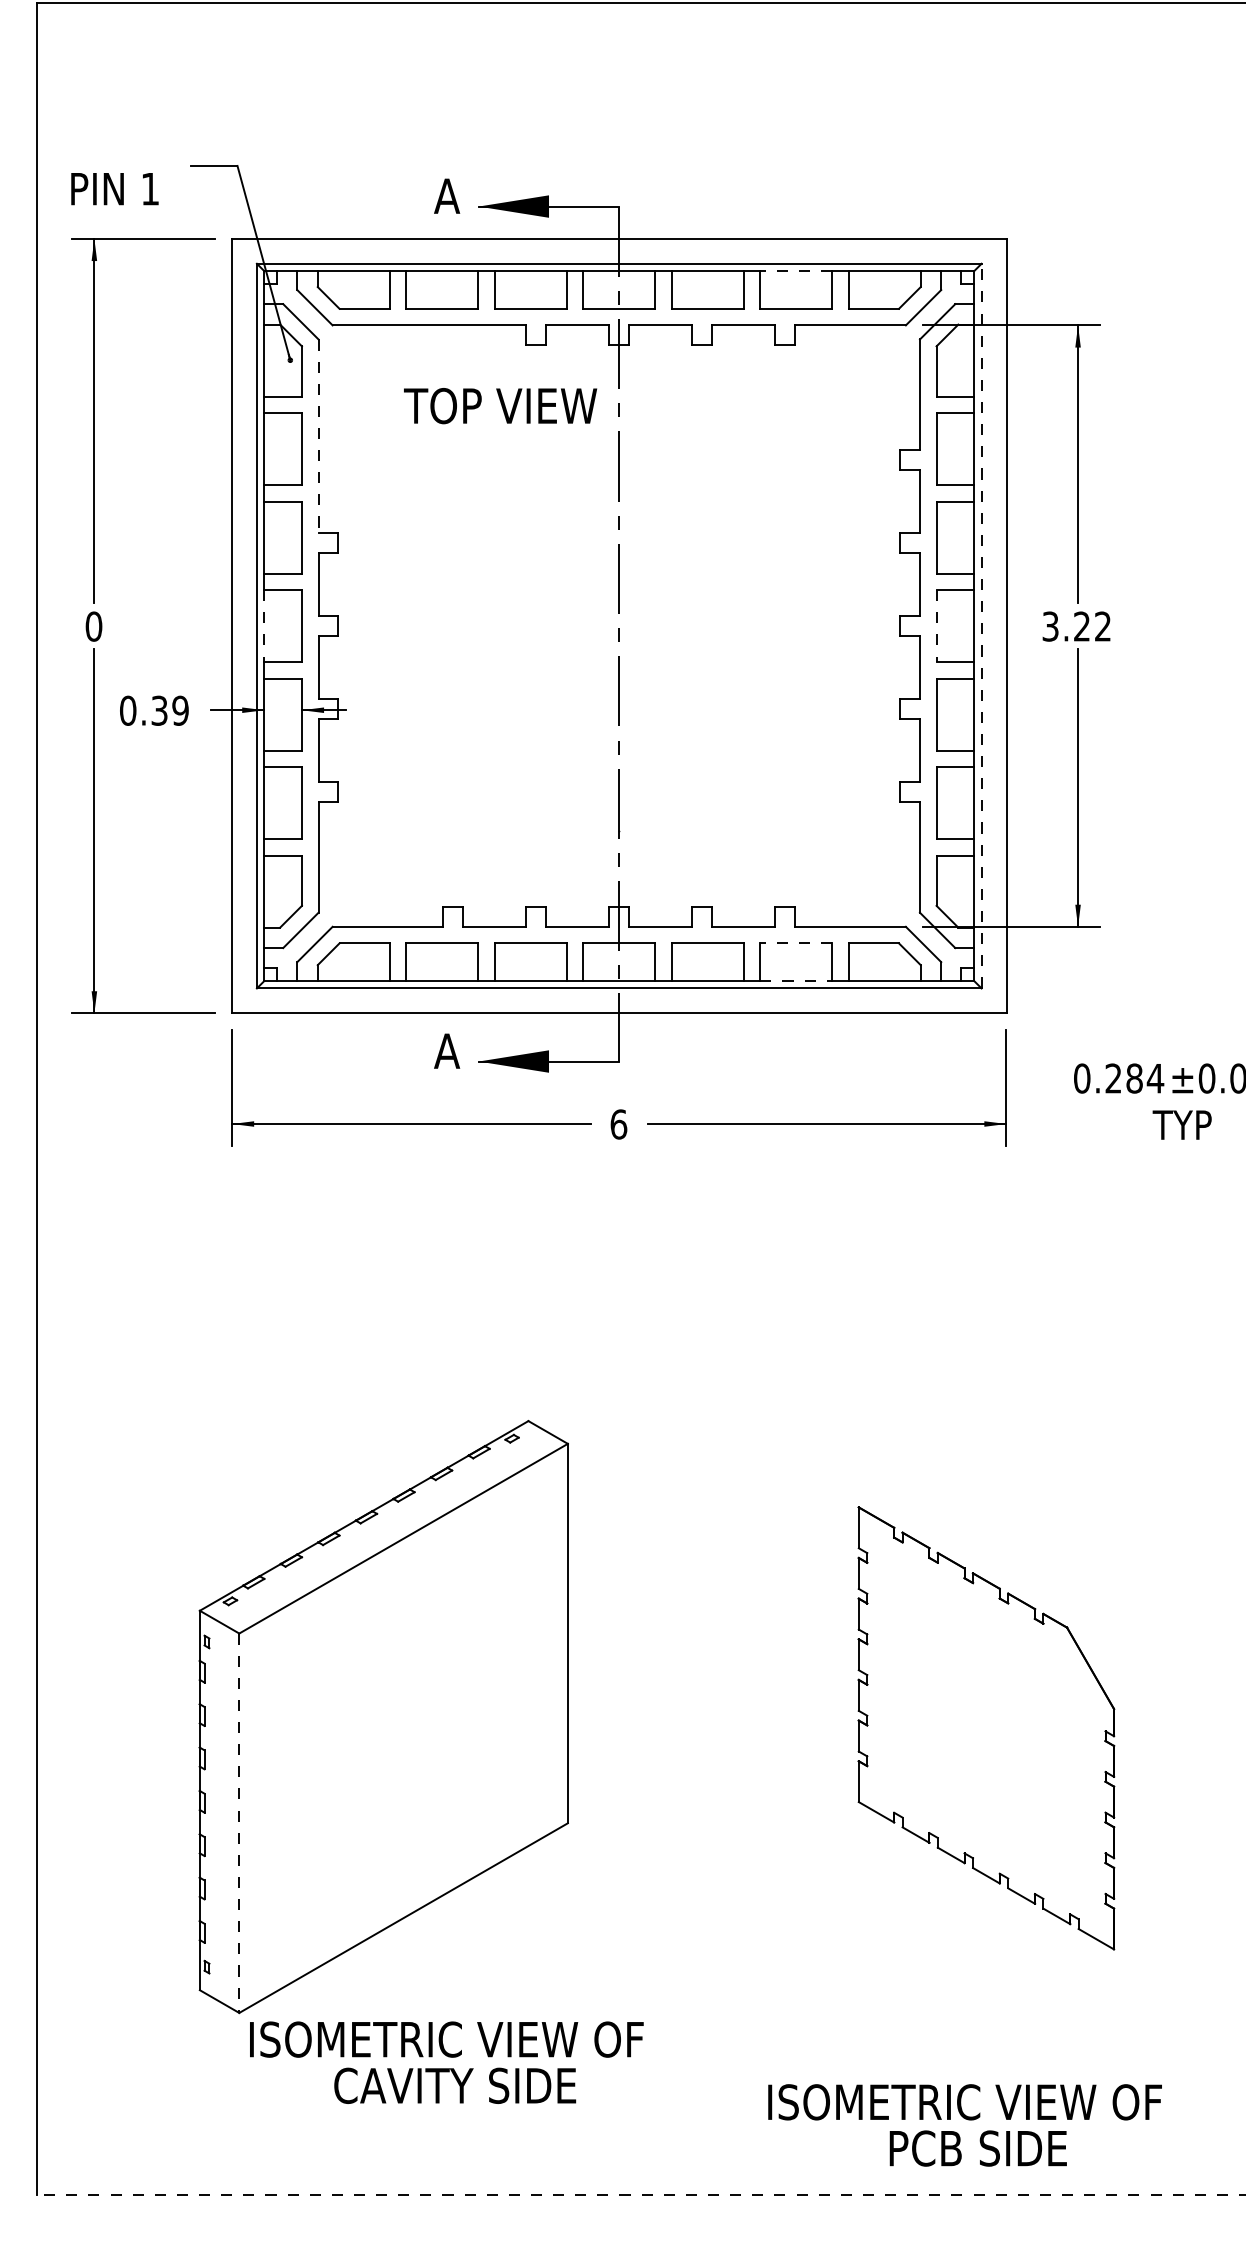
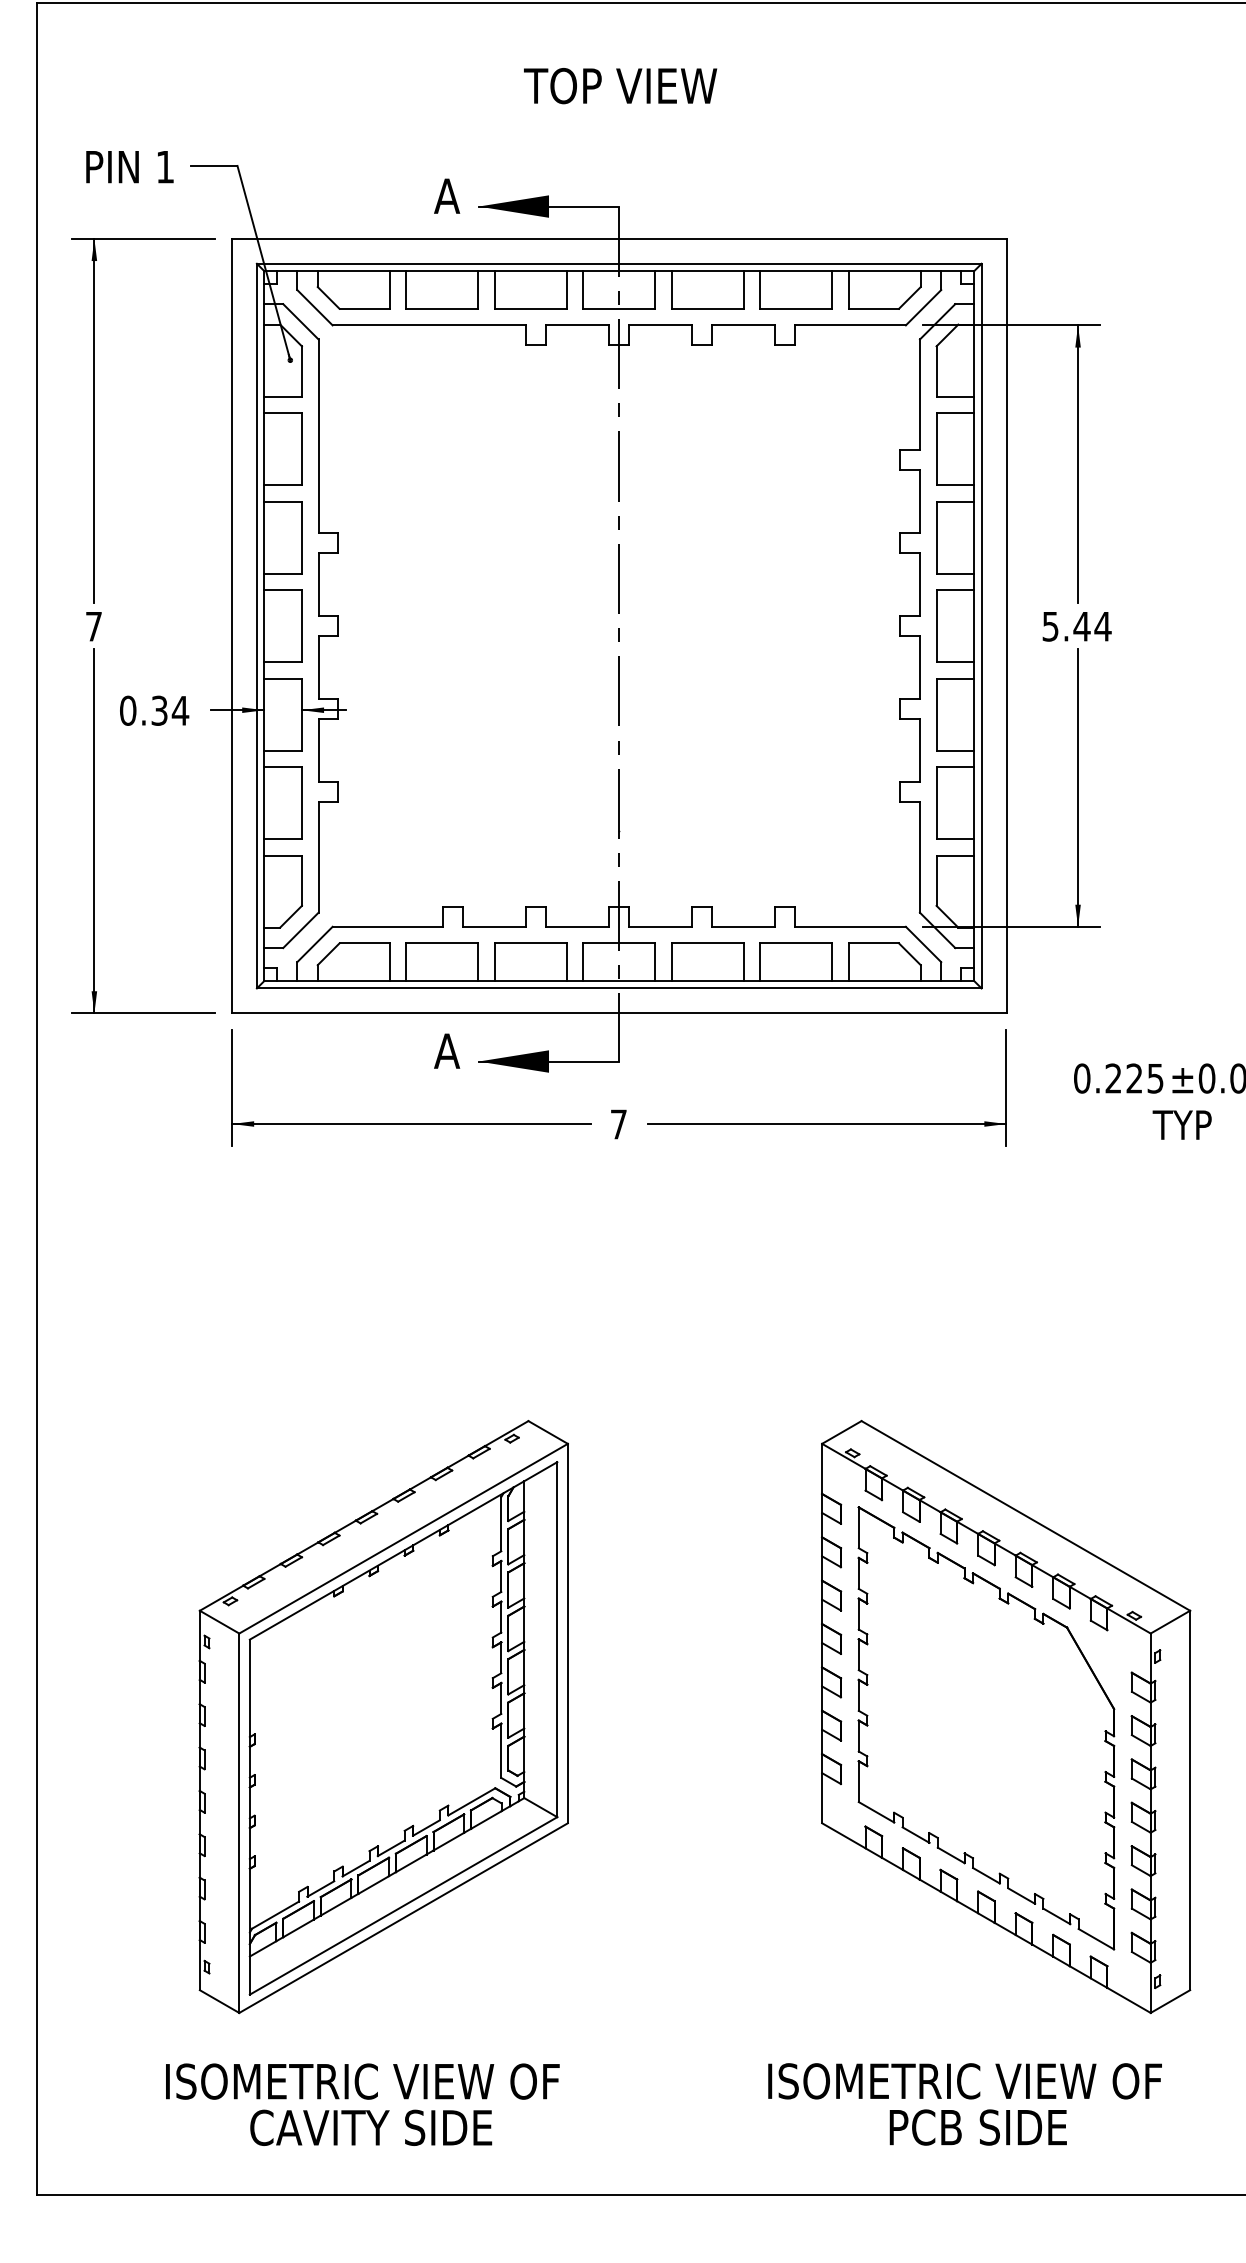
text position: (114, 189) -> (129, 167) (129, 167)
line: dashed -> solid (796, 271)
text position: (500, 406) -> (620, 86) (620, 86)
line: dashed -> solid (318, 436)
line: dashed -> solid (981, 625)
text: 0 -> 7 (93, 626)
line: dashed -> solid (264, 626)
line: dashed -> solid (936, 626)
text: 3.22 -> 5.44 (1077, 626)
text: 0.39 -> 0.34 (180, 710)
line: dashed -> solid (796, 943)
line: dashed -> solid (796, 981)
text: 0.284 -> 0.225 (1145, 1078)
text: 6 -> 7 (618, 1124)
part: none -> present (1006, 1717)
part: none -> present (403, 1728)
line: dashed -> solid (239, 1823)
text position: (446, 2062) -> (362, 2104) (362, 2104)
text position: (964, 2125) -> (964, 2104) (964, 2104)
line: dashed -> solid (641, 2195)
